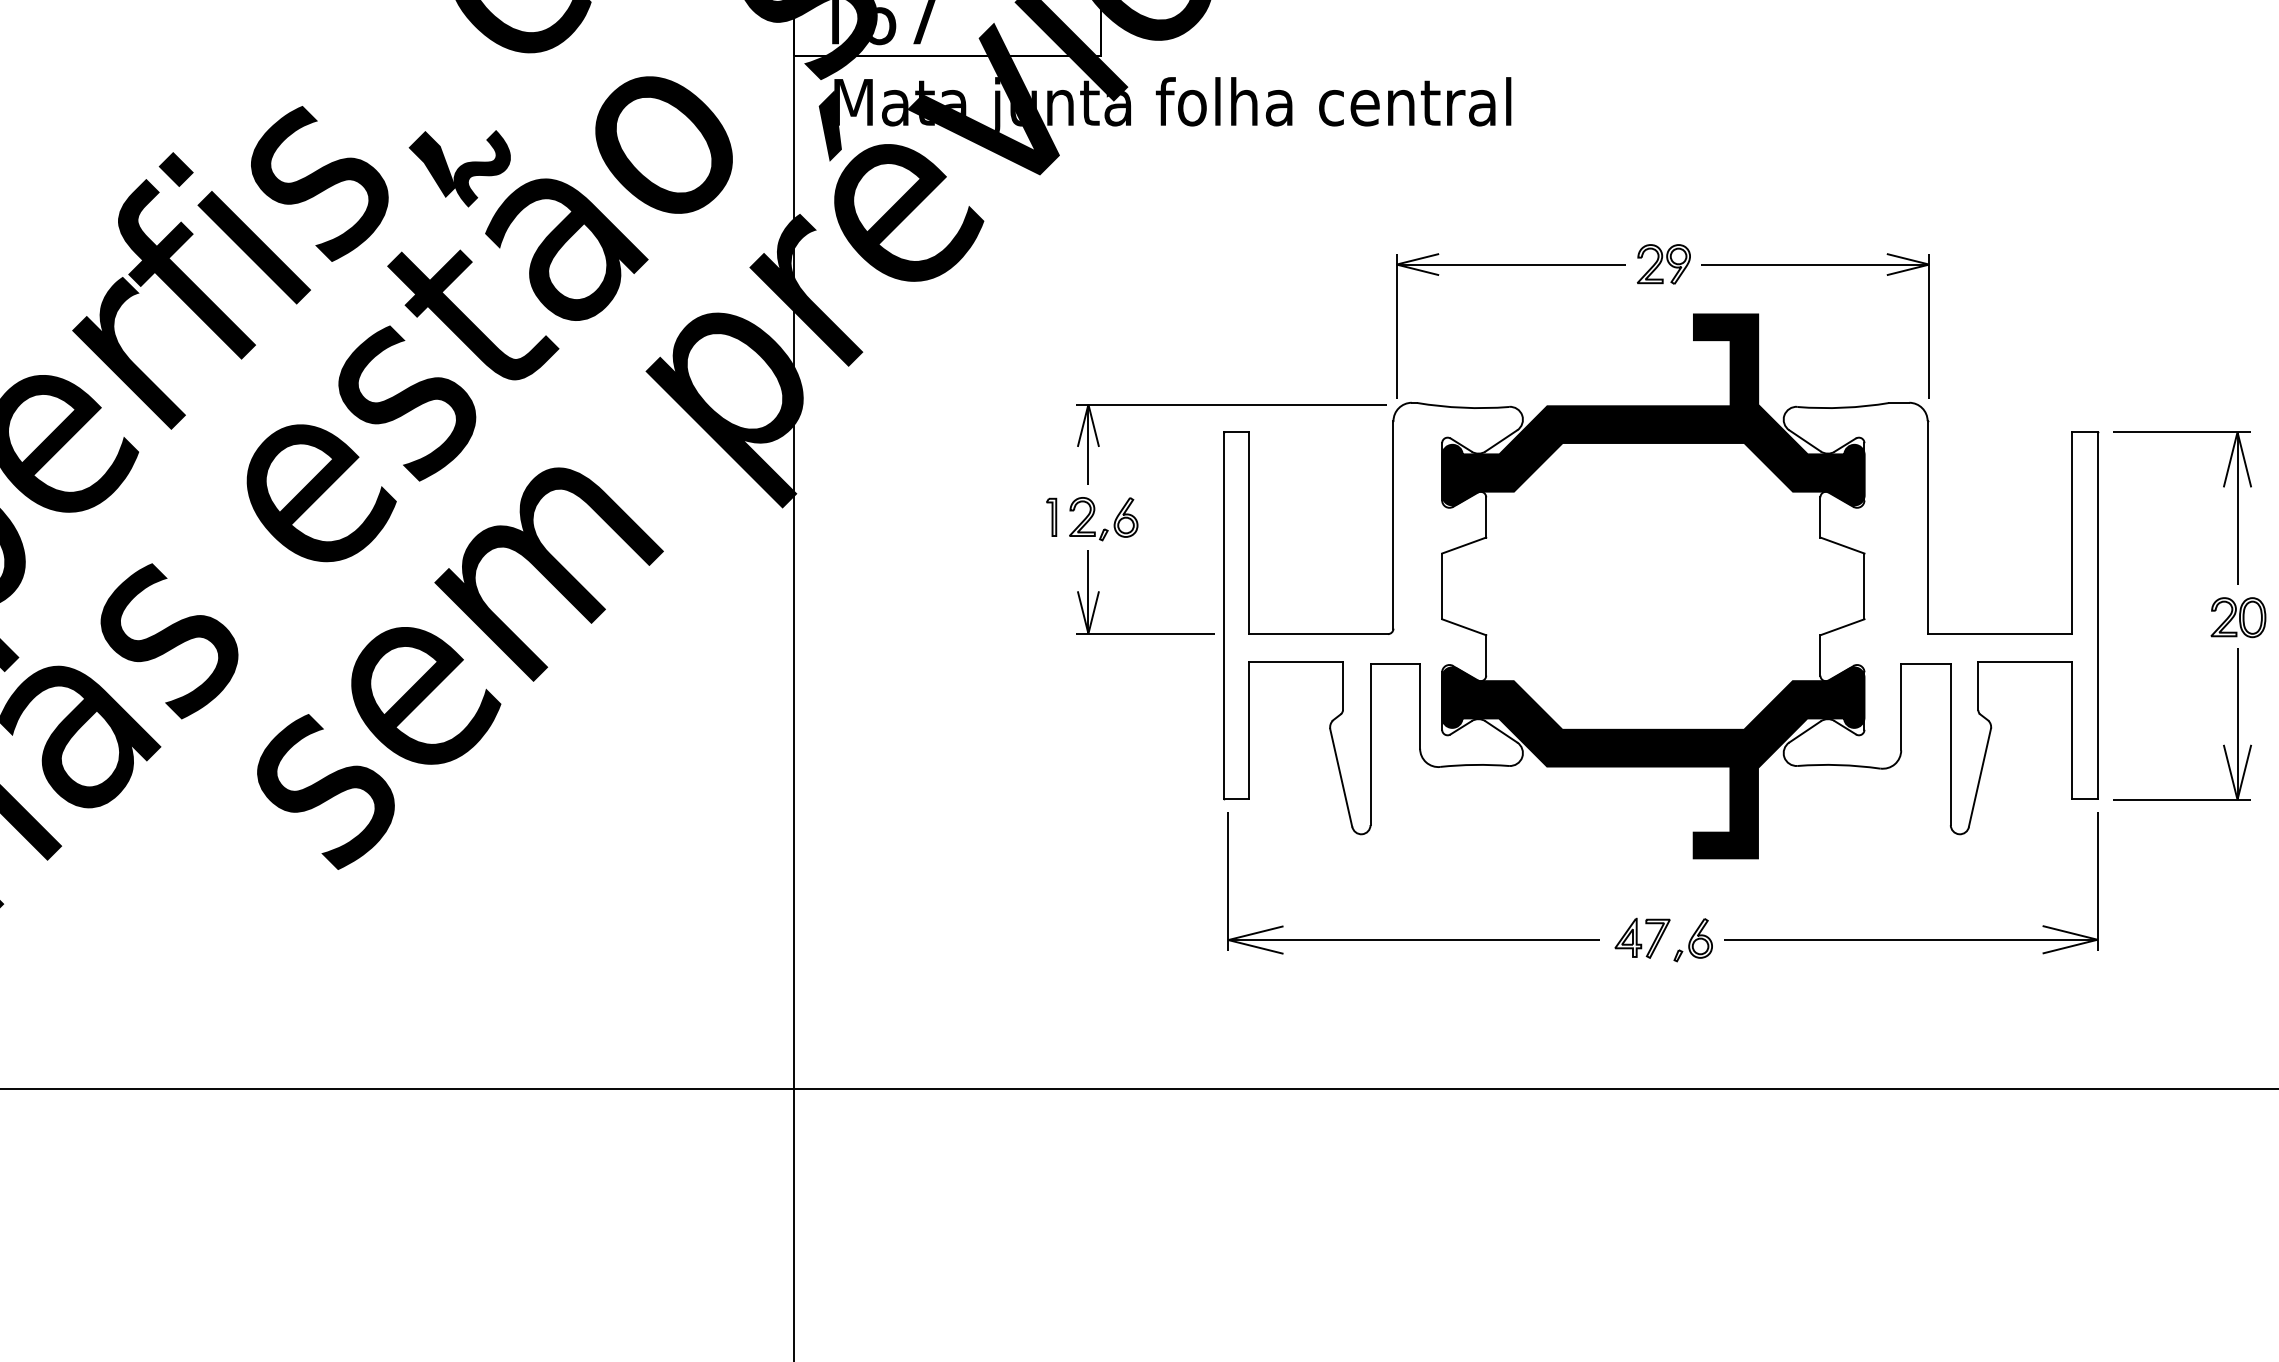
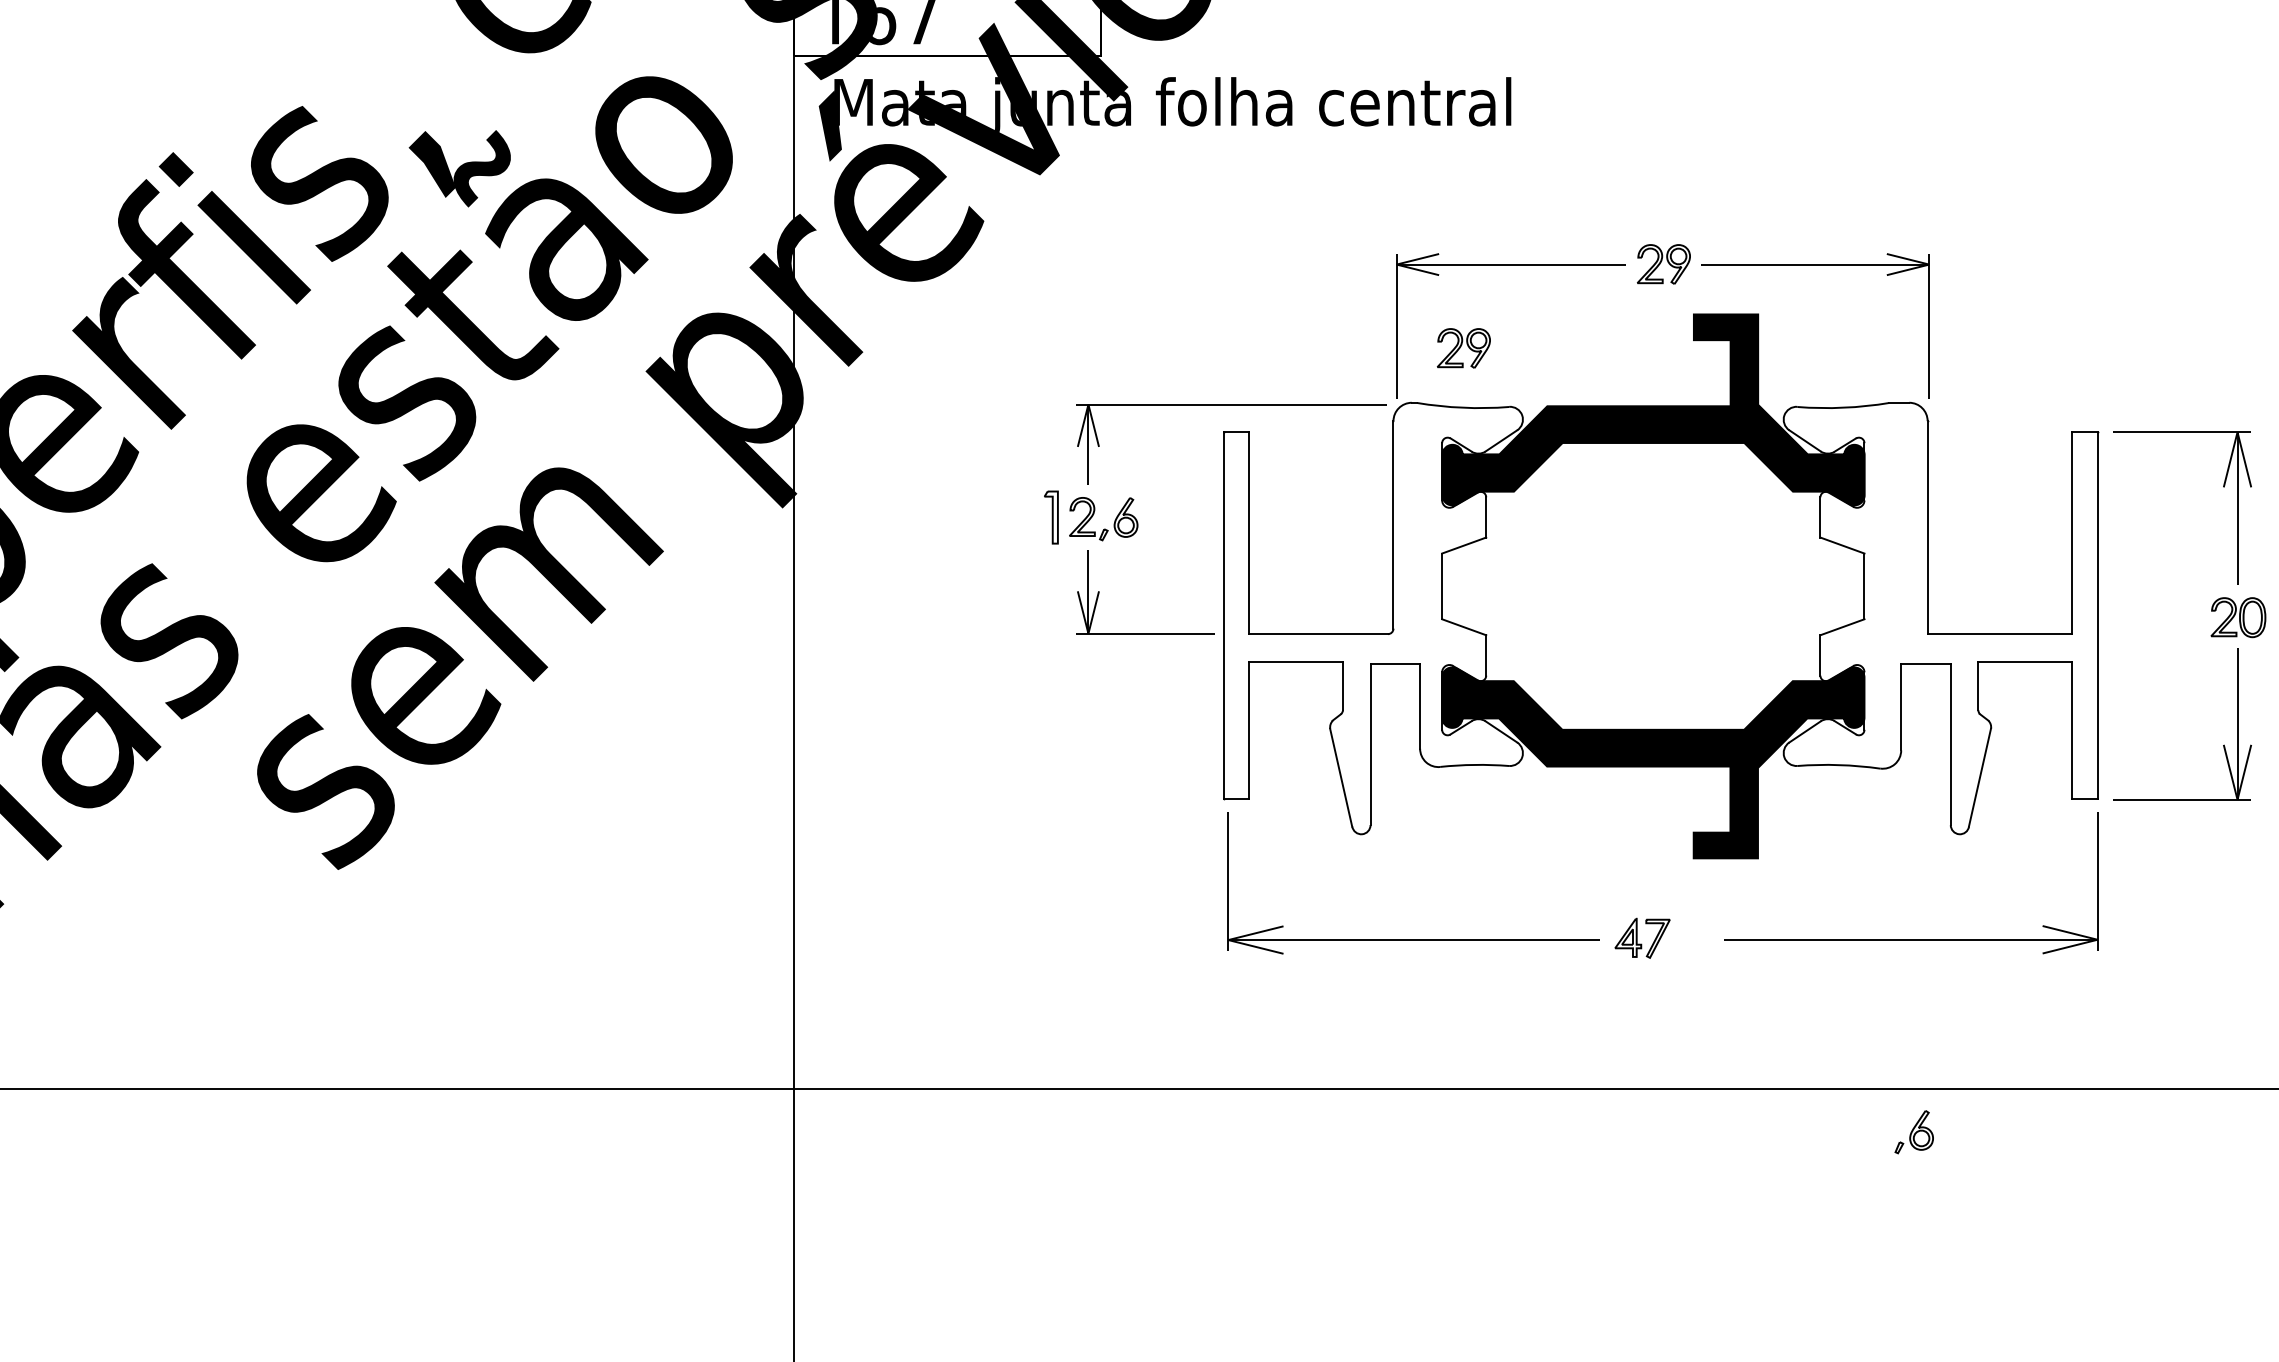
part: none -> present (1463, 348)
part size: 12x40 px -> 15x55 px (1051, 517)
part position: (1692, 940) -> (1913, 1132) (1913, 1132)
